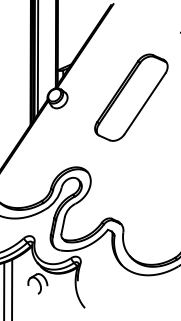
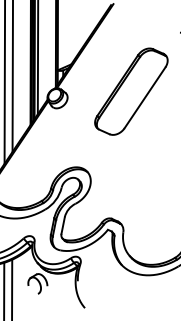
line: none -> present (12, 76)
line: none -> present (4, 82)
part position: (131, 97) -> (131, 91) (131, 91)
